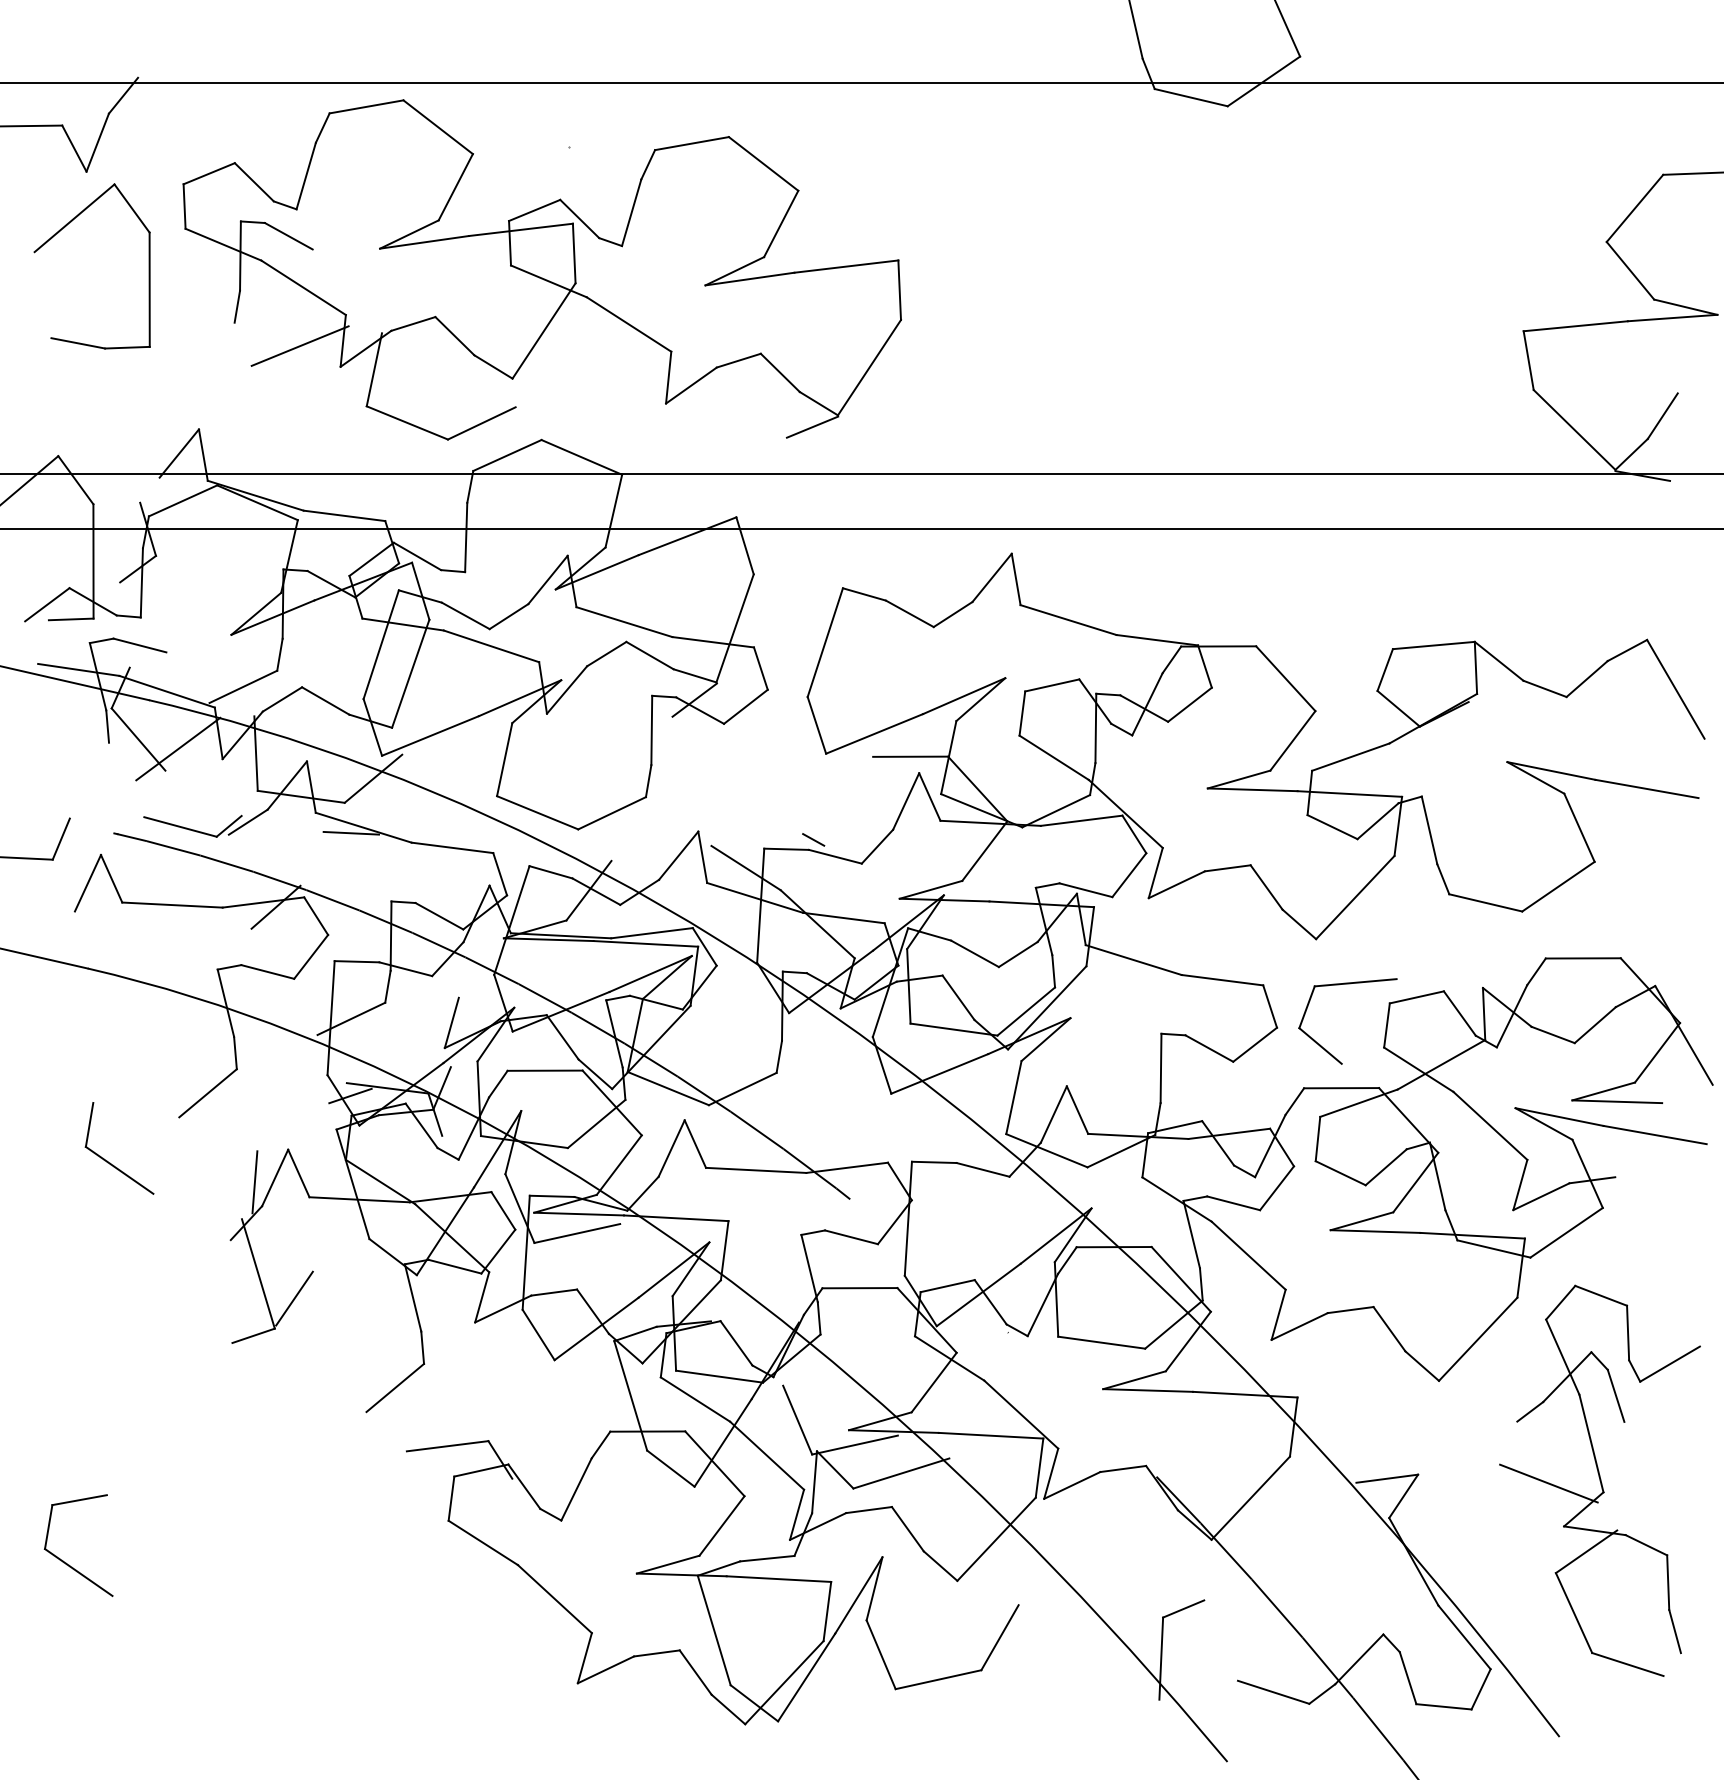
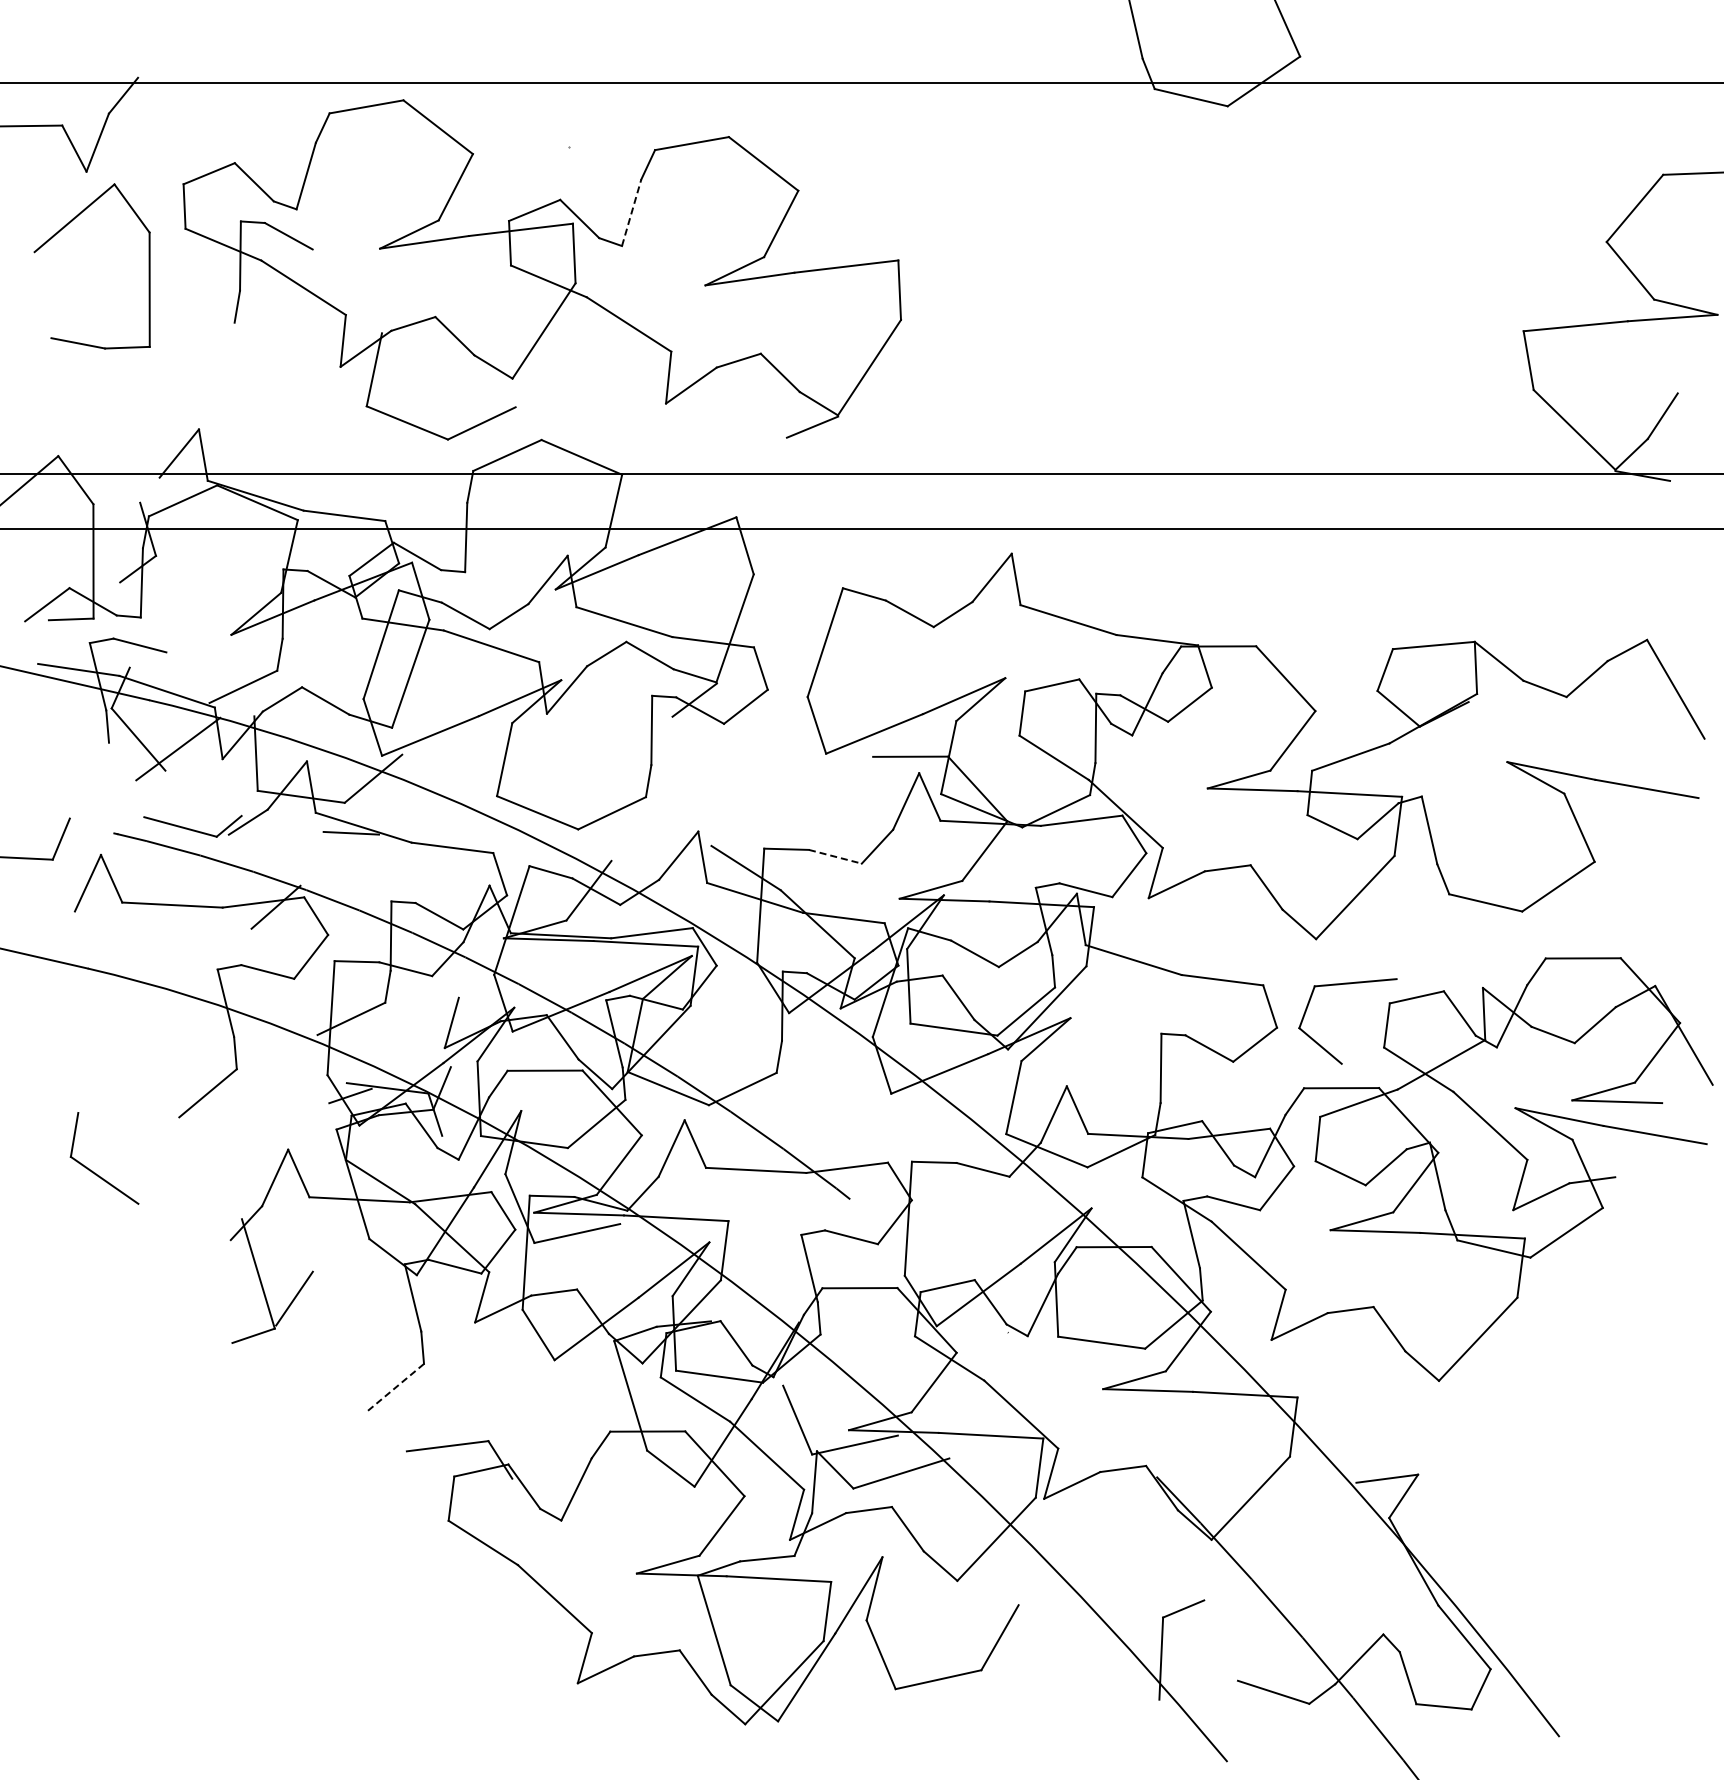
line: solid -> dashed (631, 212)
line: present -> none (299, 345)
line: present -> none (813, 839)
line: solid -> dashed (835, 856)
part position: (110, 1162) -> (95, 1172) (95, 1172)
line: present -> none (254, 1182)
line: solid -> dashed (394, 1388)
part: present -> none (1599, 1480)
part: present -> none (66, 1562)
